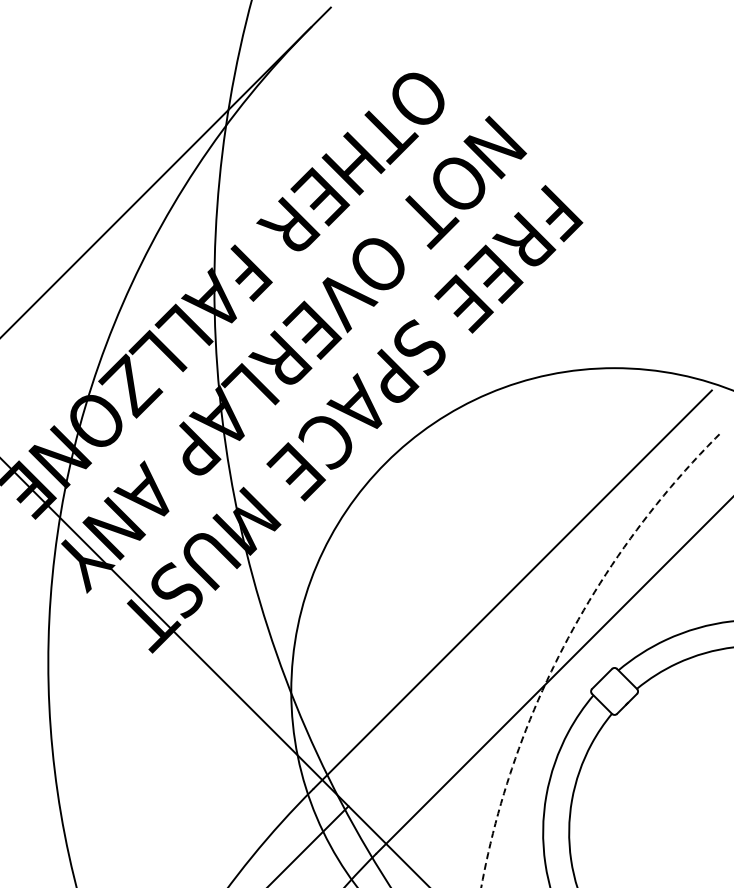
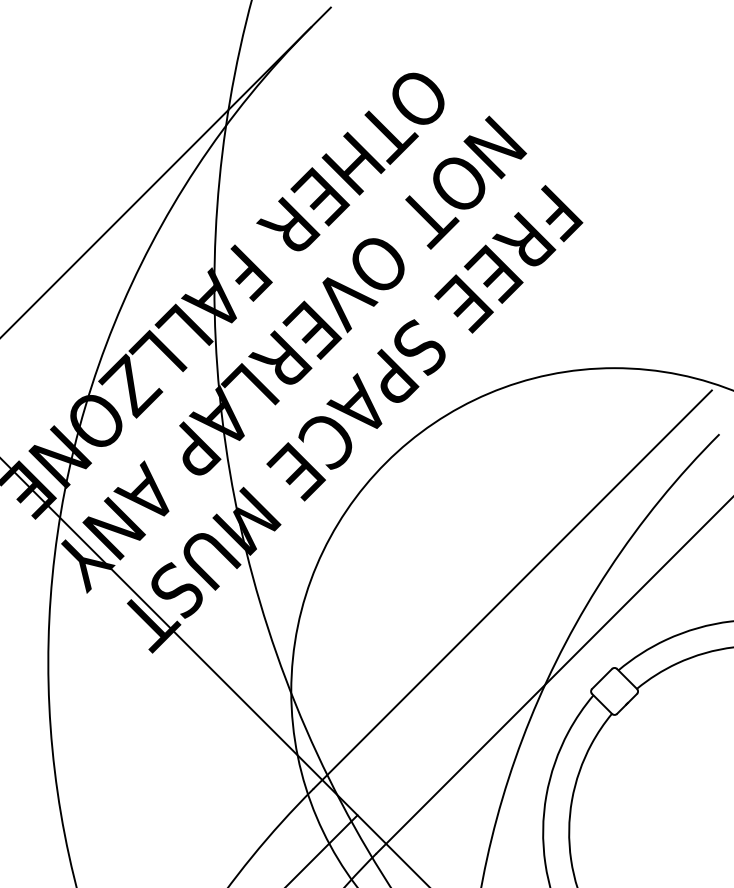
arc: dashed -> solid (565, 642)
line position: (309, 845) -> (322, 849) (322, 849)
